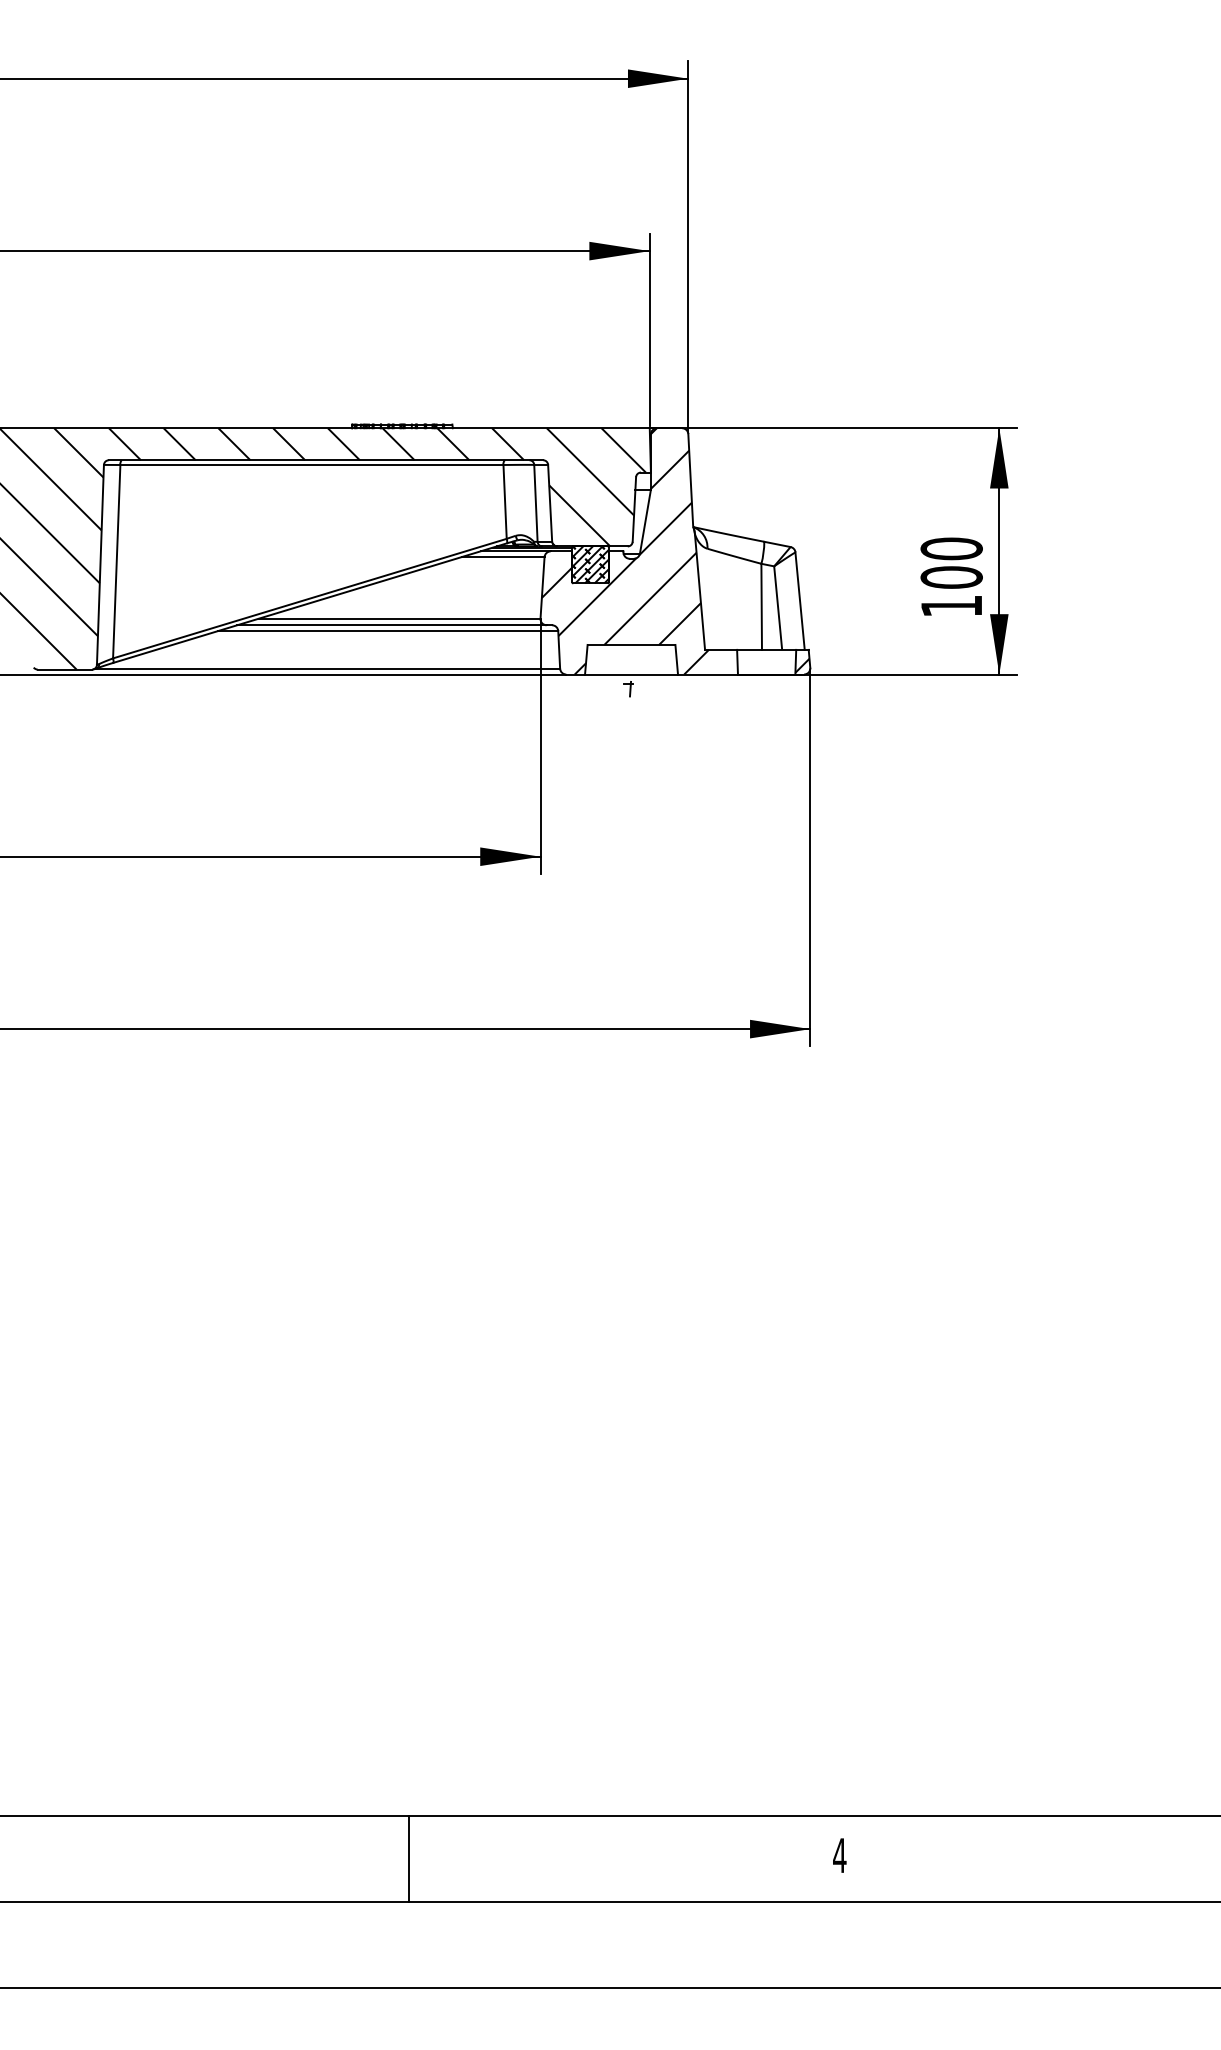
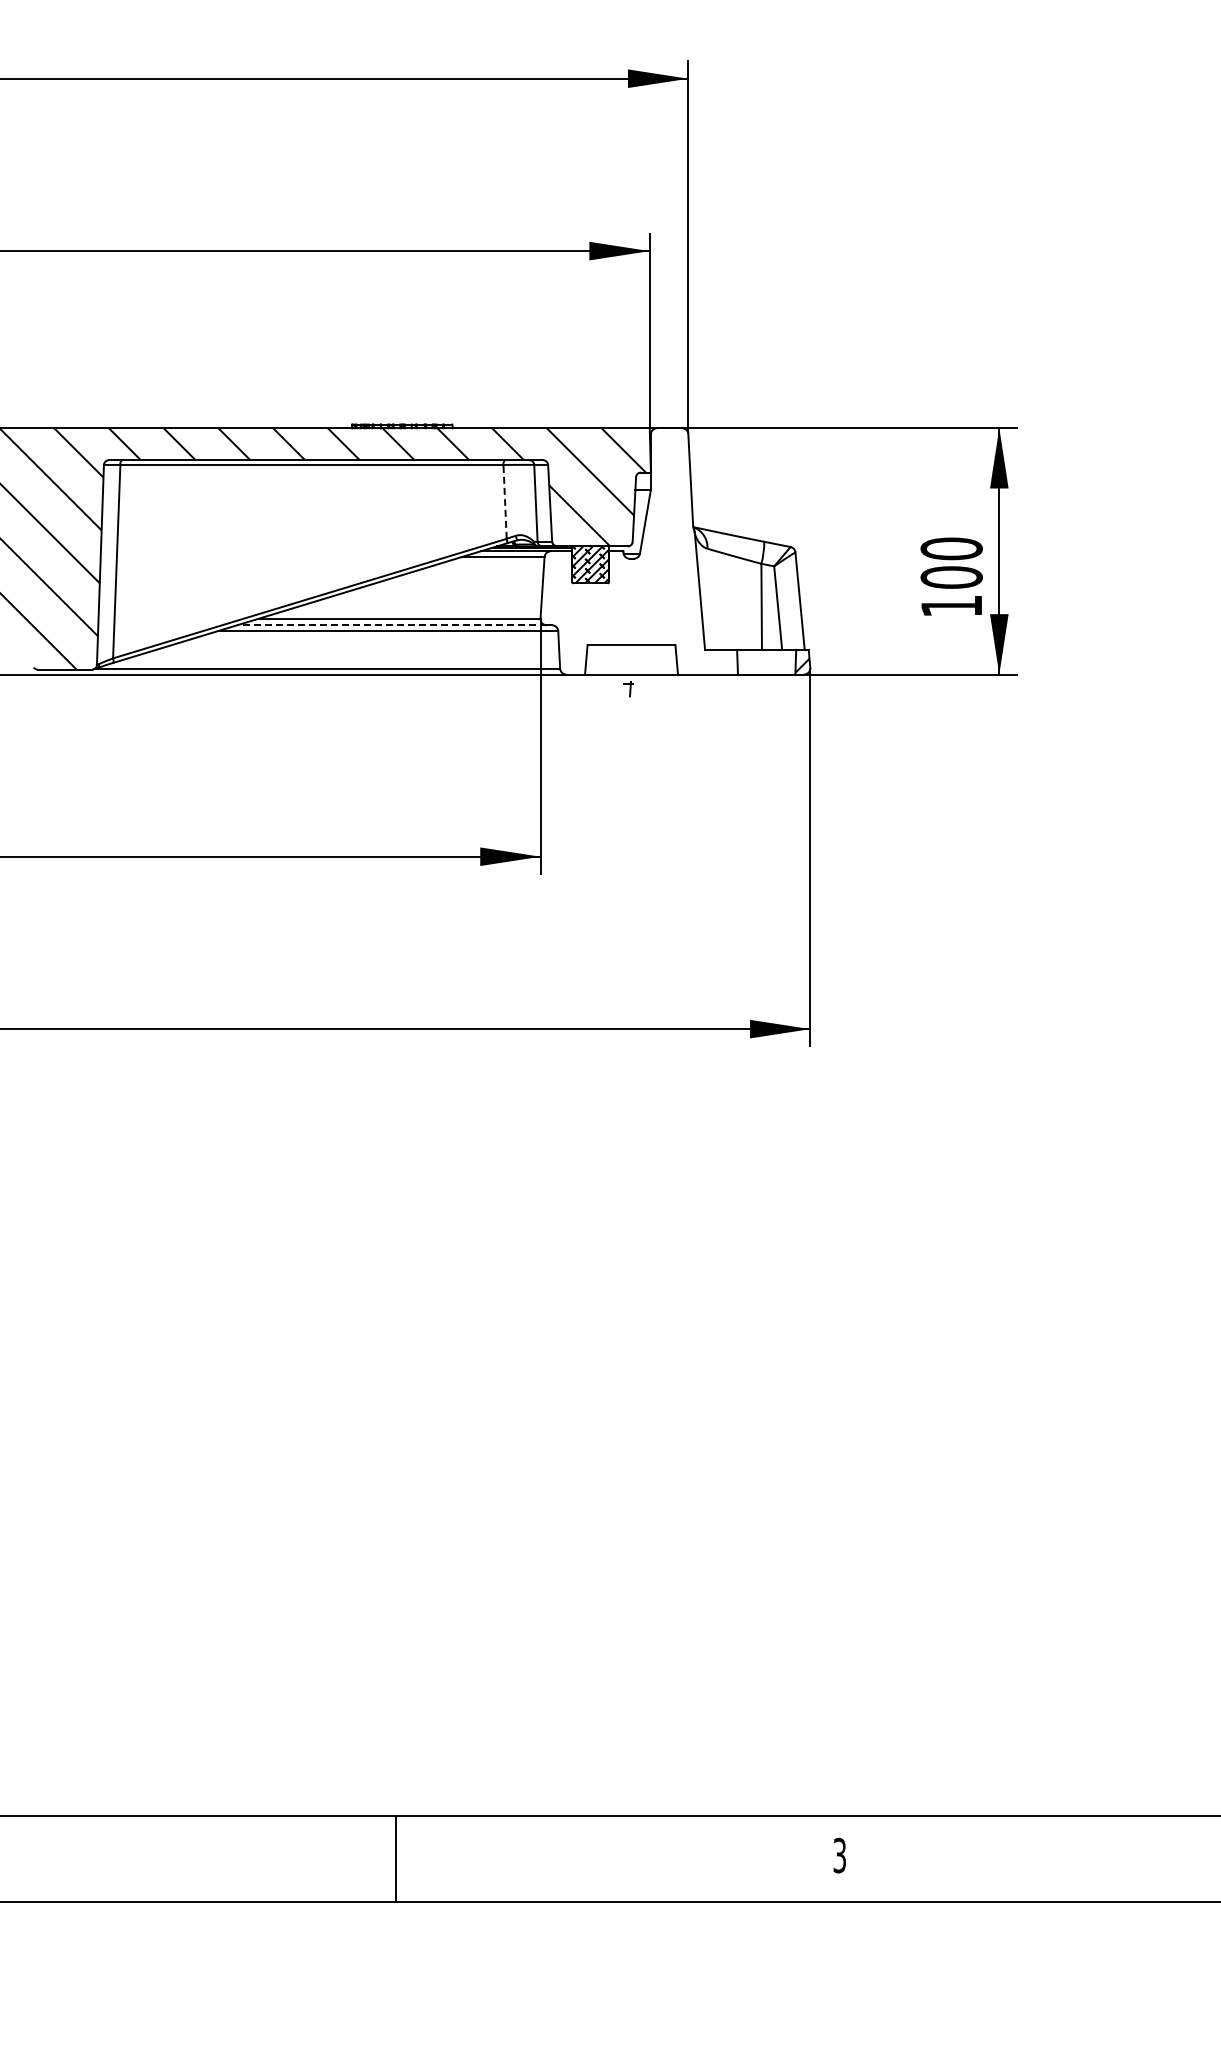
line: solid -> dashed (505, 501)
hatch: present -> none (624, 551)
line: solid -> dashed (391, 625)
text: 4 -> 3 (839, 1855)
line position: (408, 1859) -> (395, 1859) (395, 1859)
line: present -> none (609, 1988)
